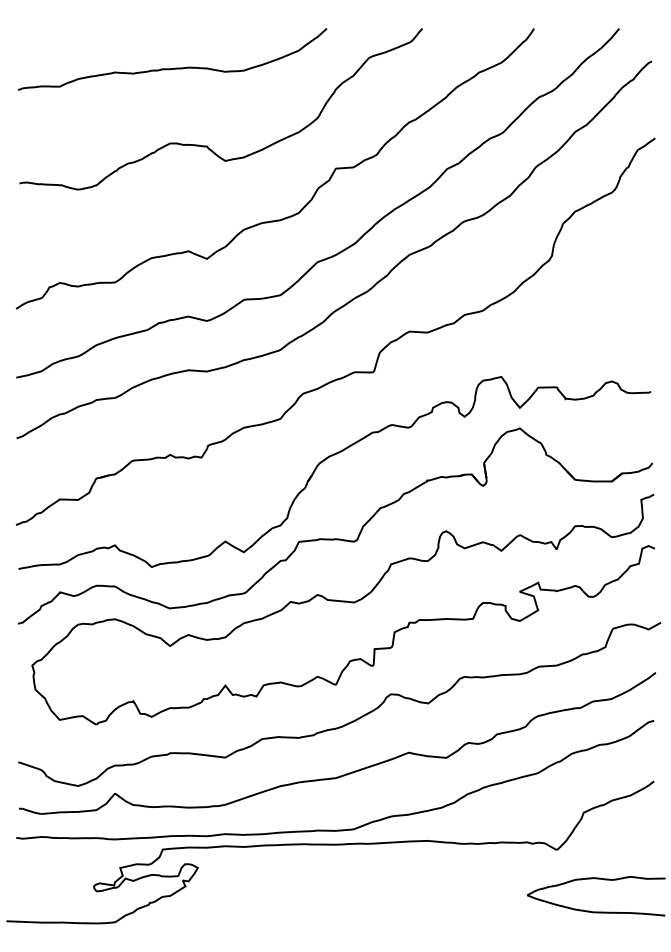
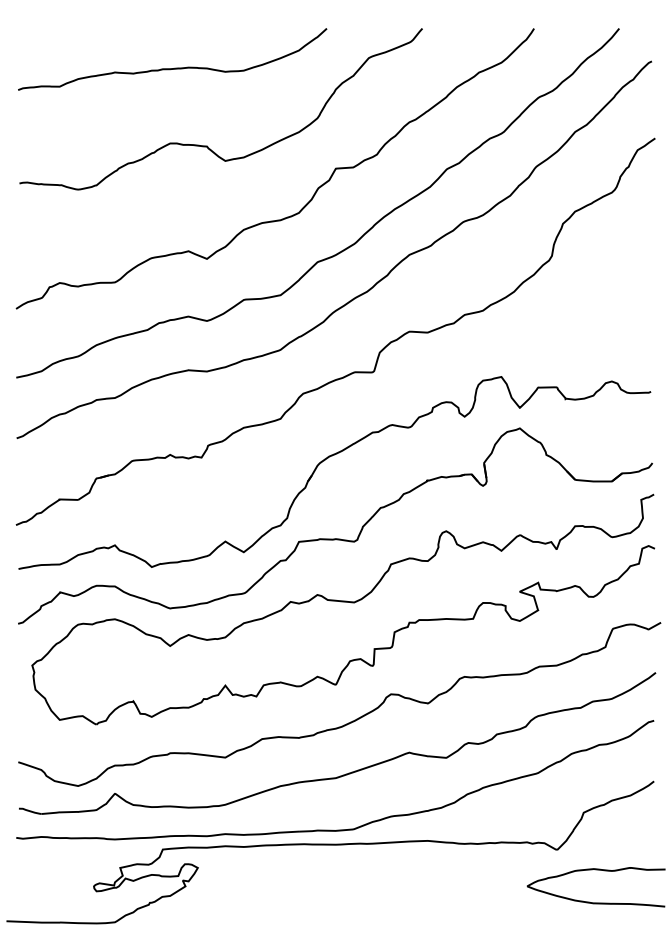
curve position: (595, 911) -> (595, 902) (595, 902)
